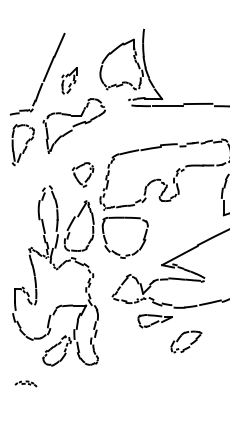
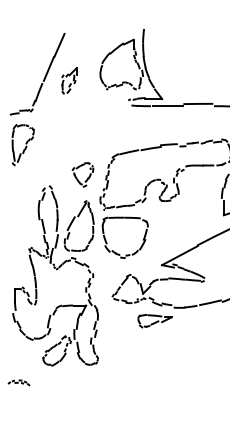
part: present -> none (73, 125)
part: present -> none (186, 341)
part position: (25, 383) -> (18, 382) (18, 382)
